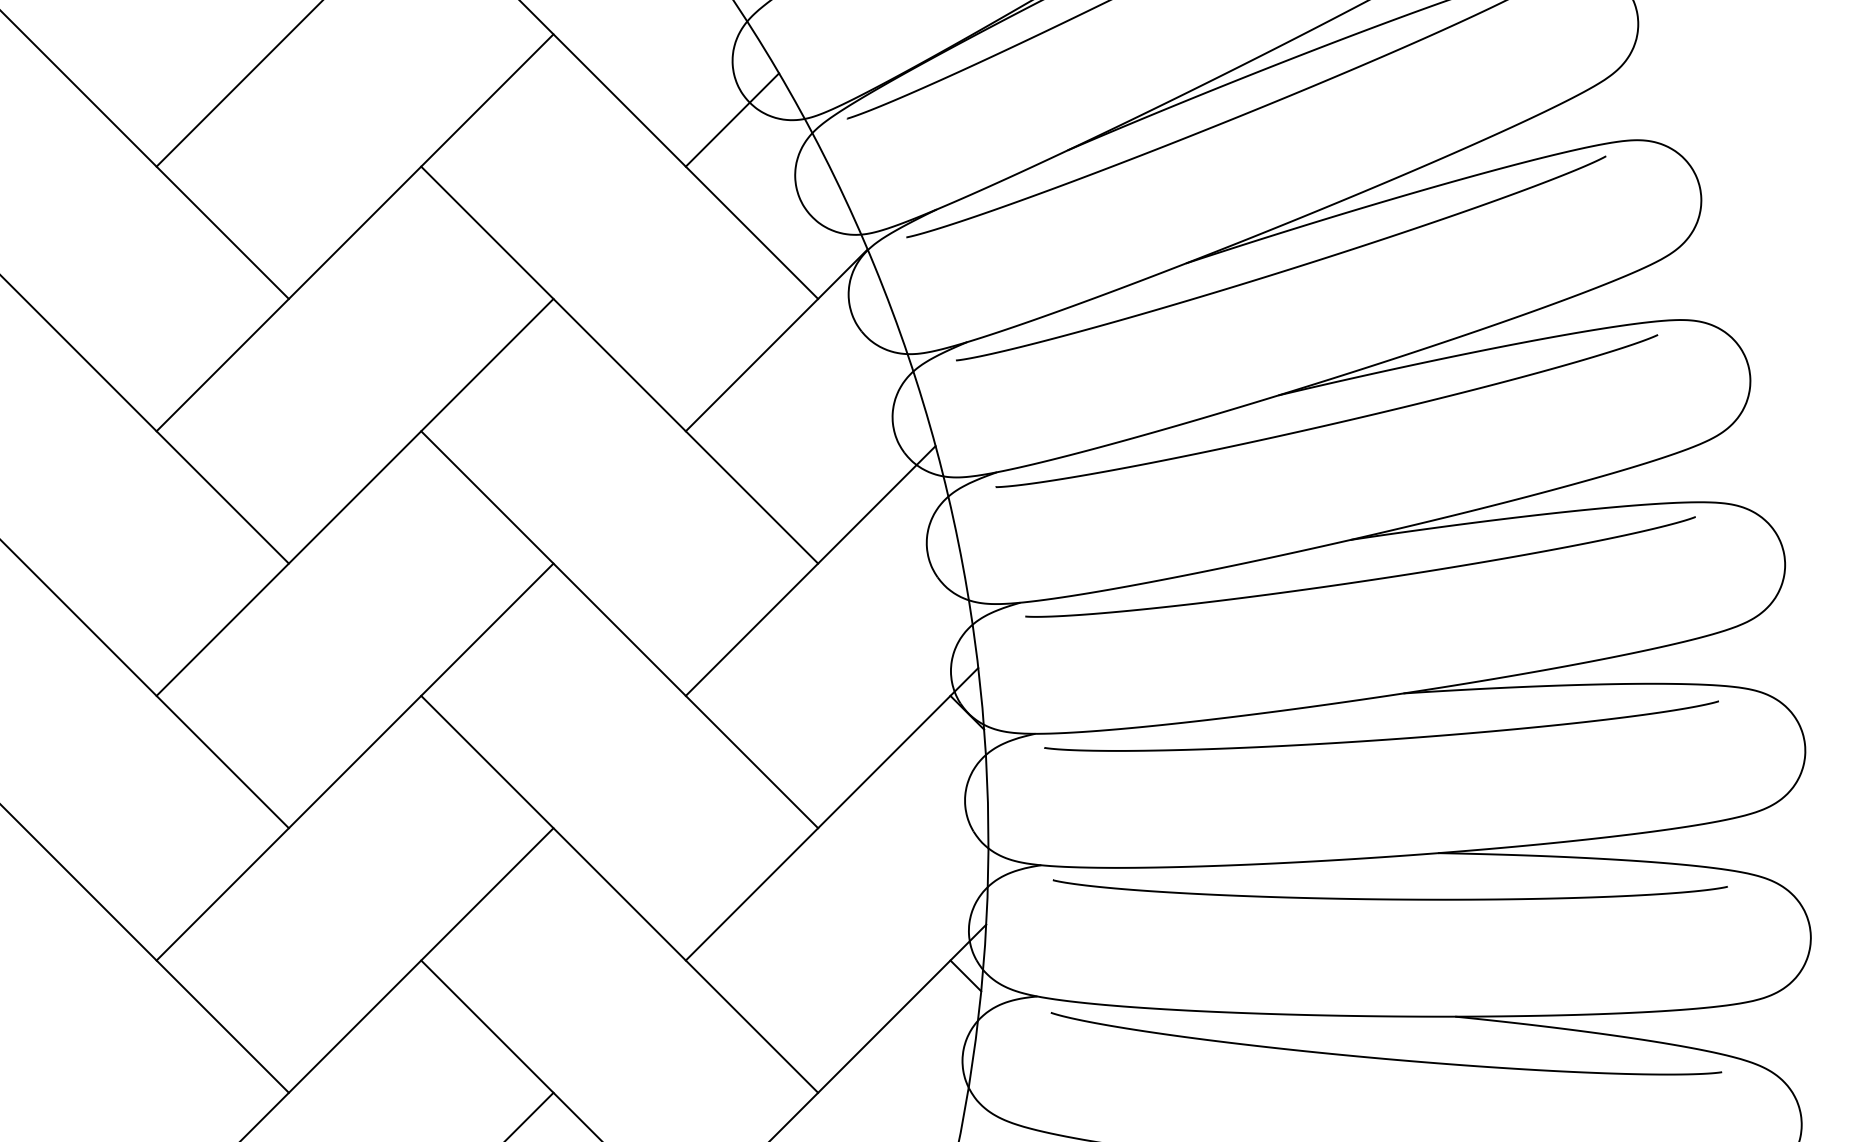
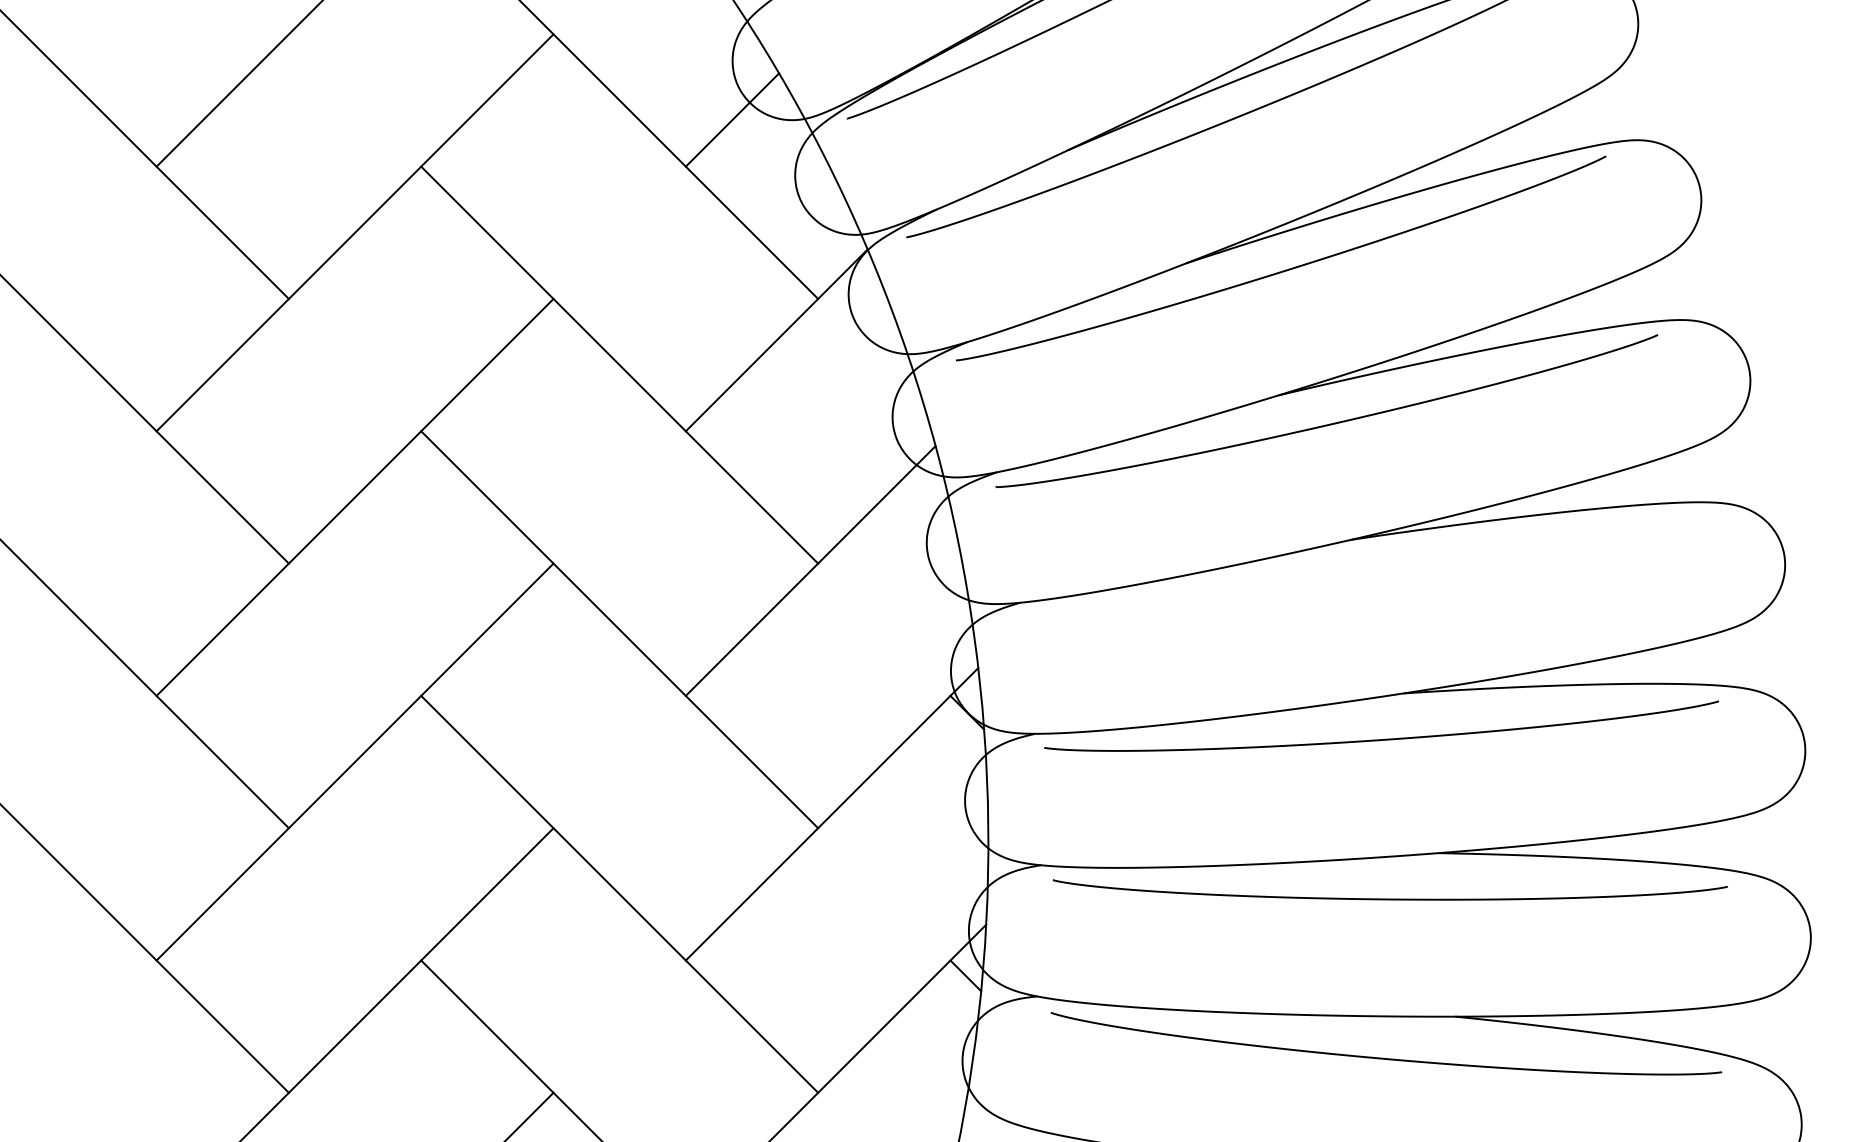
curve: present -> none (1360, 580)
